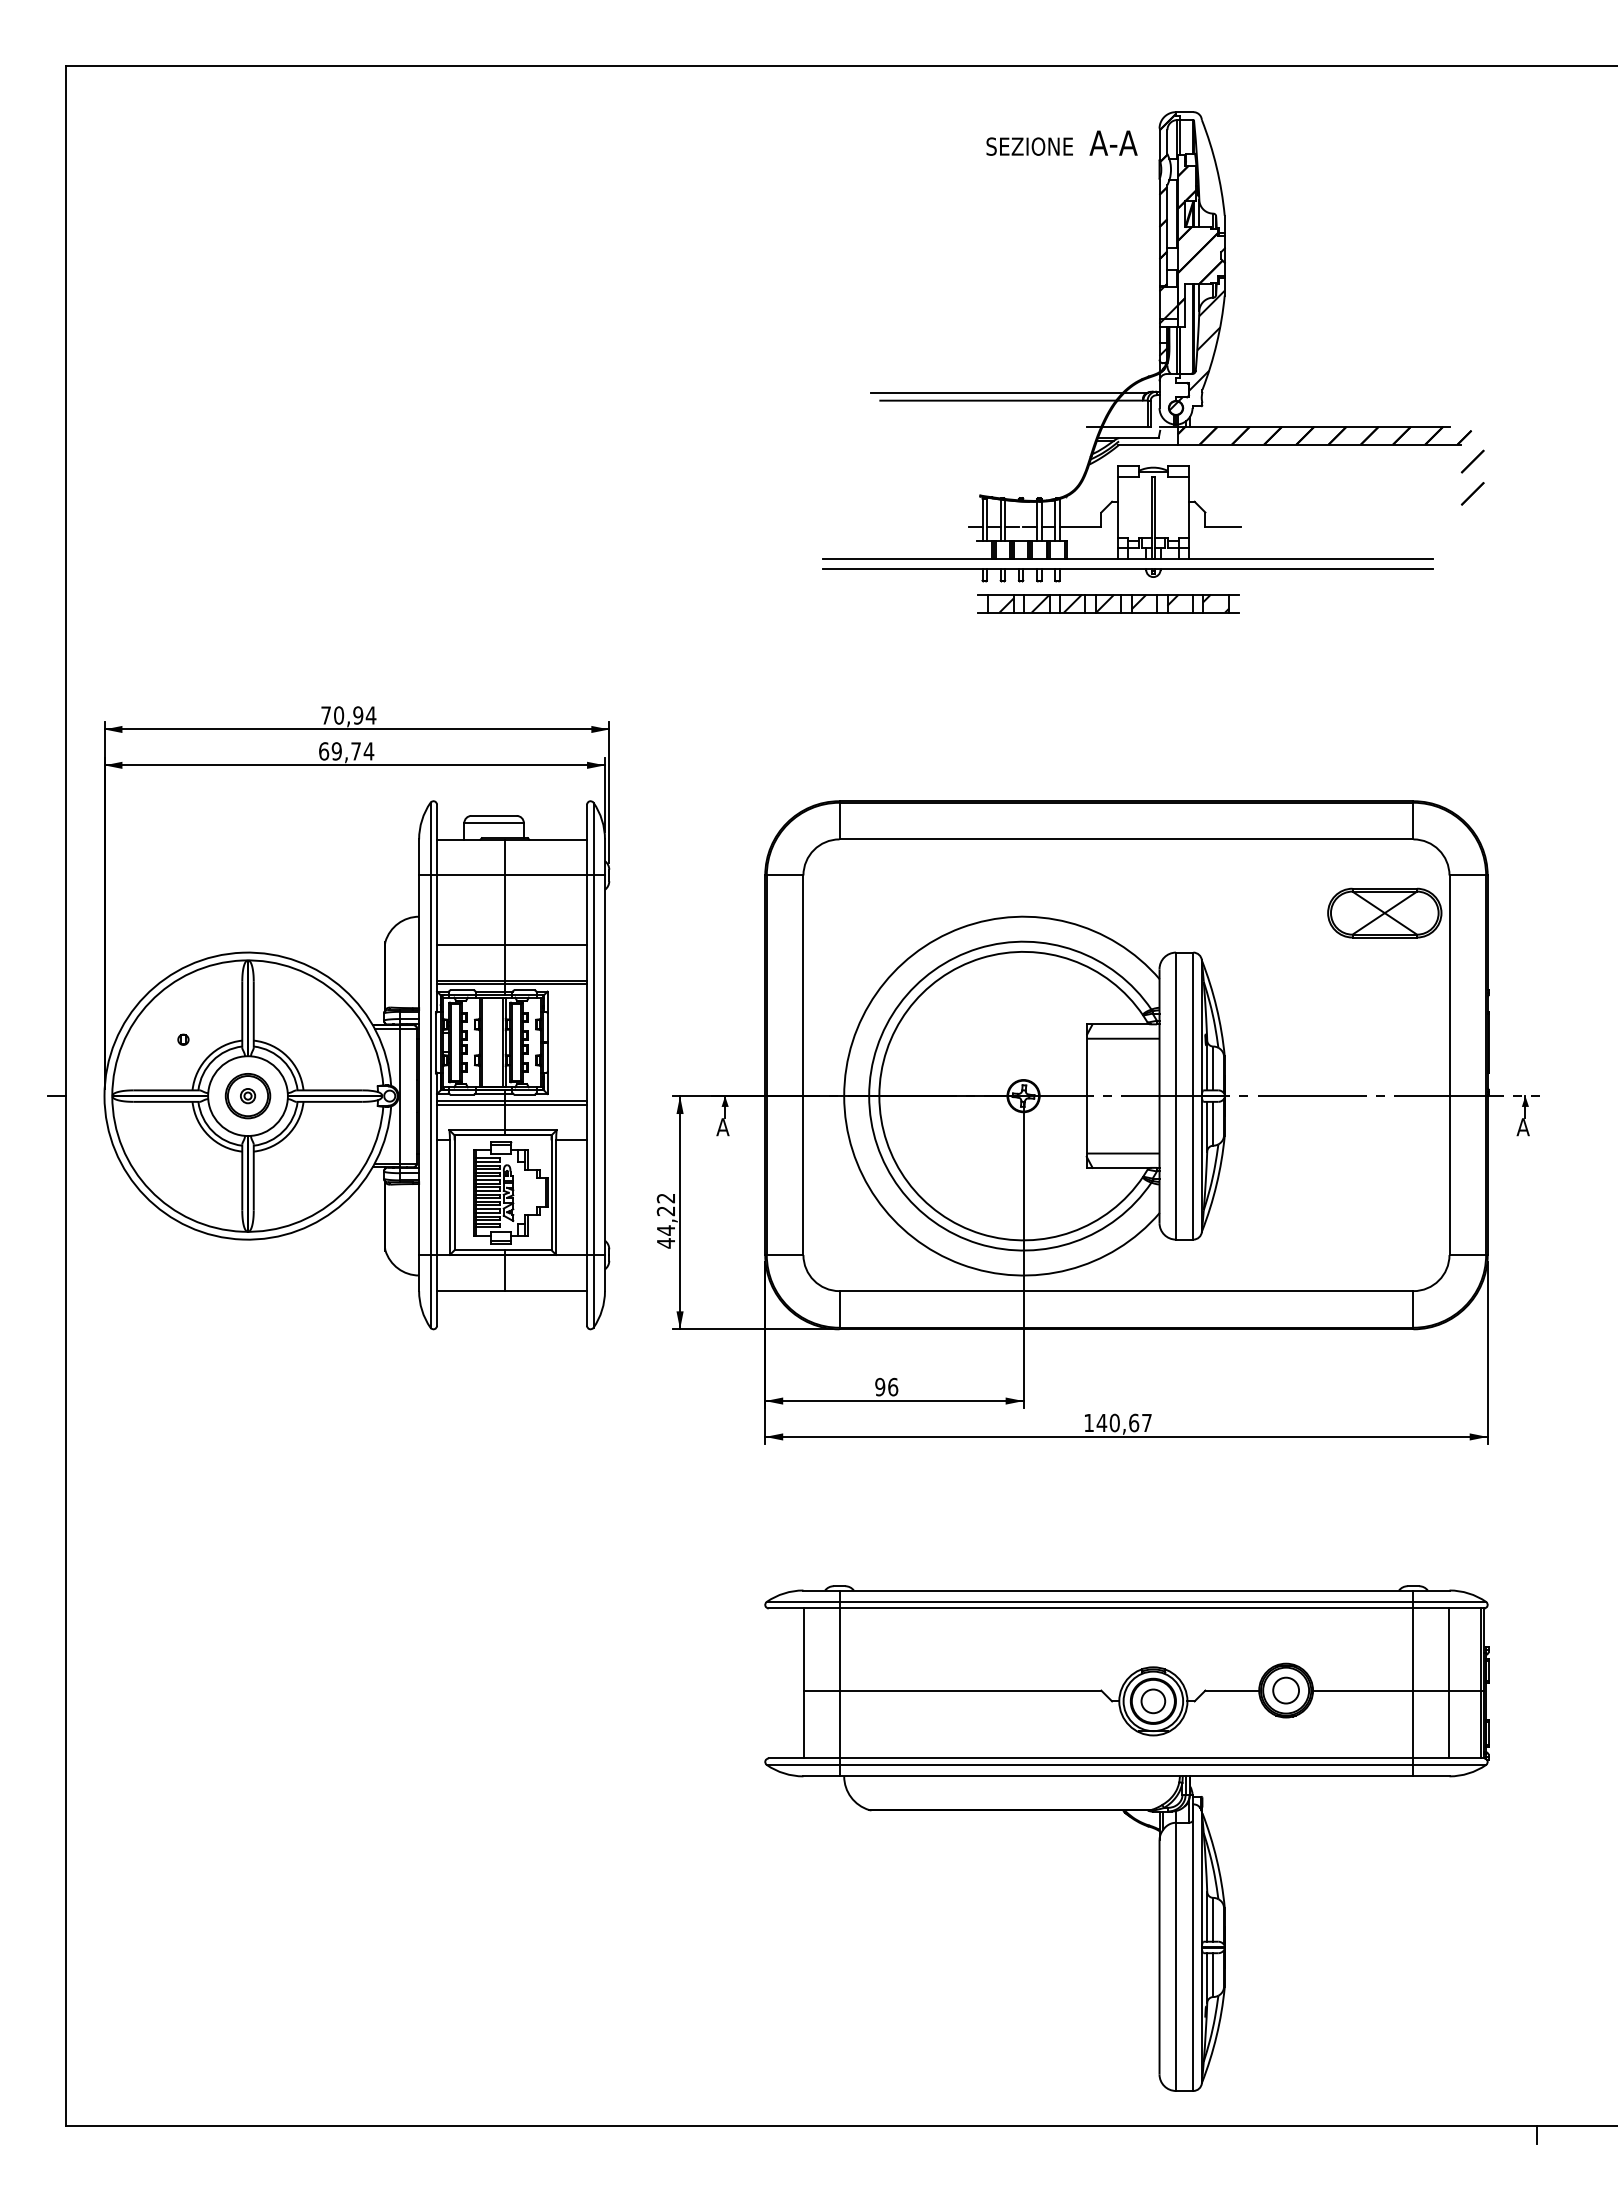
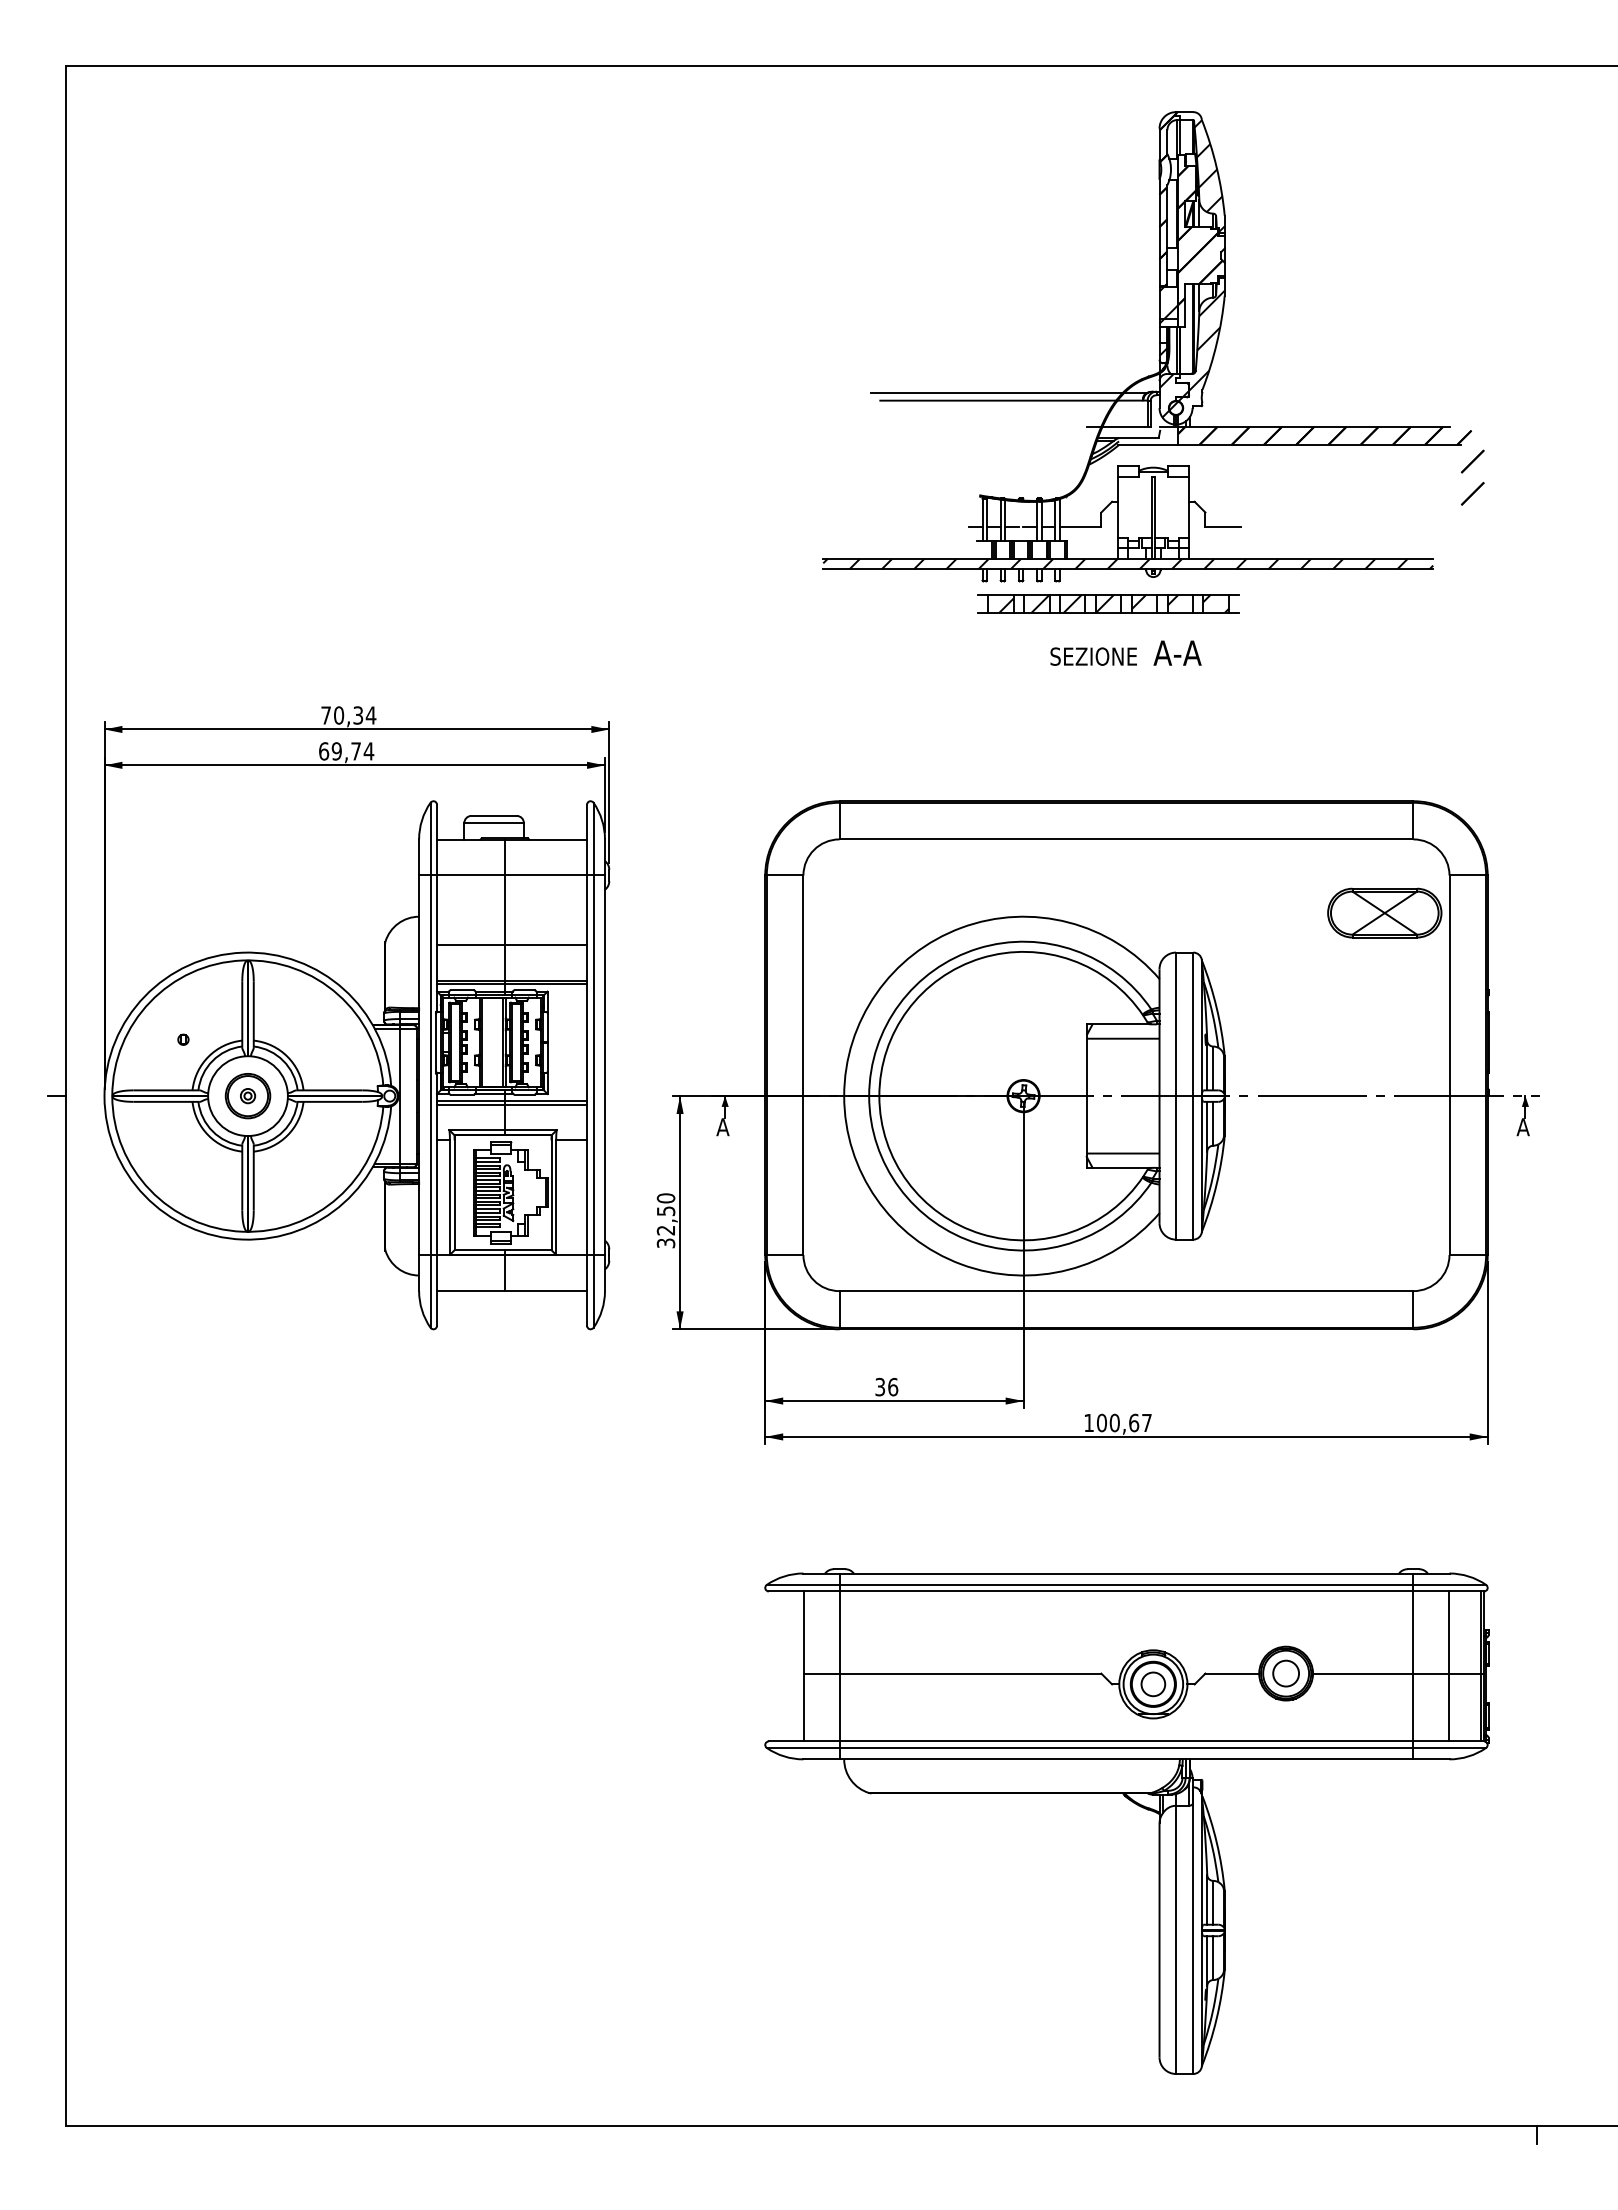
text position: (1061, 142) -> (1125, 652) (1125, 652)
hatch: none -> present (1200, 171)
hatch: none -> present (1173, 395)
hatch: none -> present (1128, 564)
text: 70,94 -> 70,34 (358, 715)
text: 44,22 -> 32,50 (665, 1220)
text: 96 -> 36 (880, 1387)
text: 140,67 -> 100,67 (1101, 1422)
part position: (1138, 1823) -> (1138, 1806) (1138, 1806)
